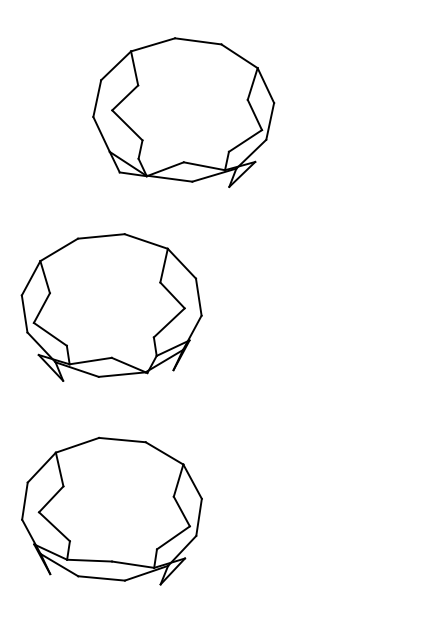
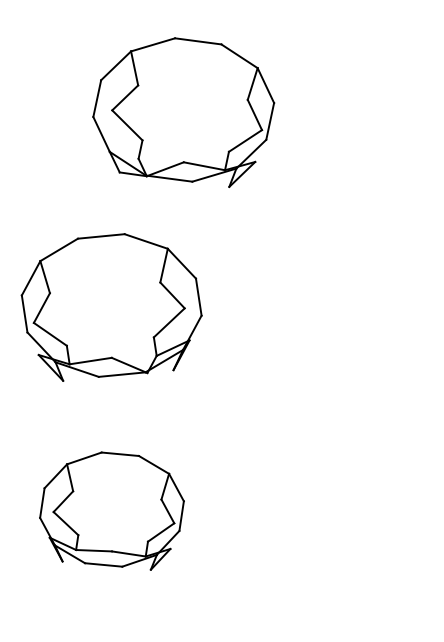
part size: 182x150 px -> 146x120 px (111, 510)
